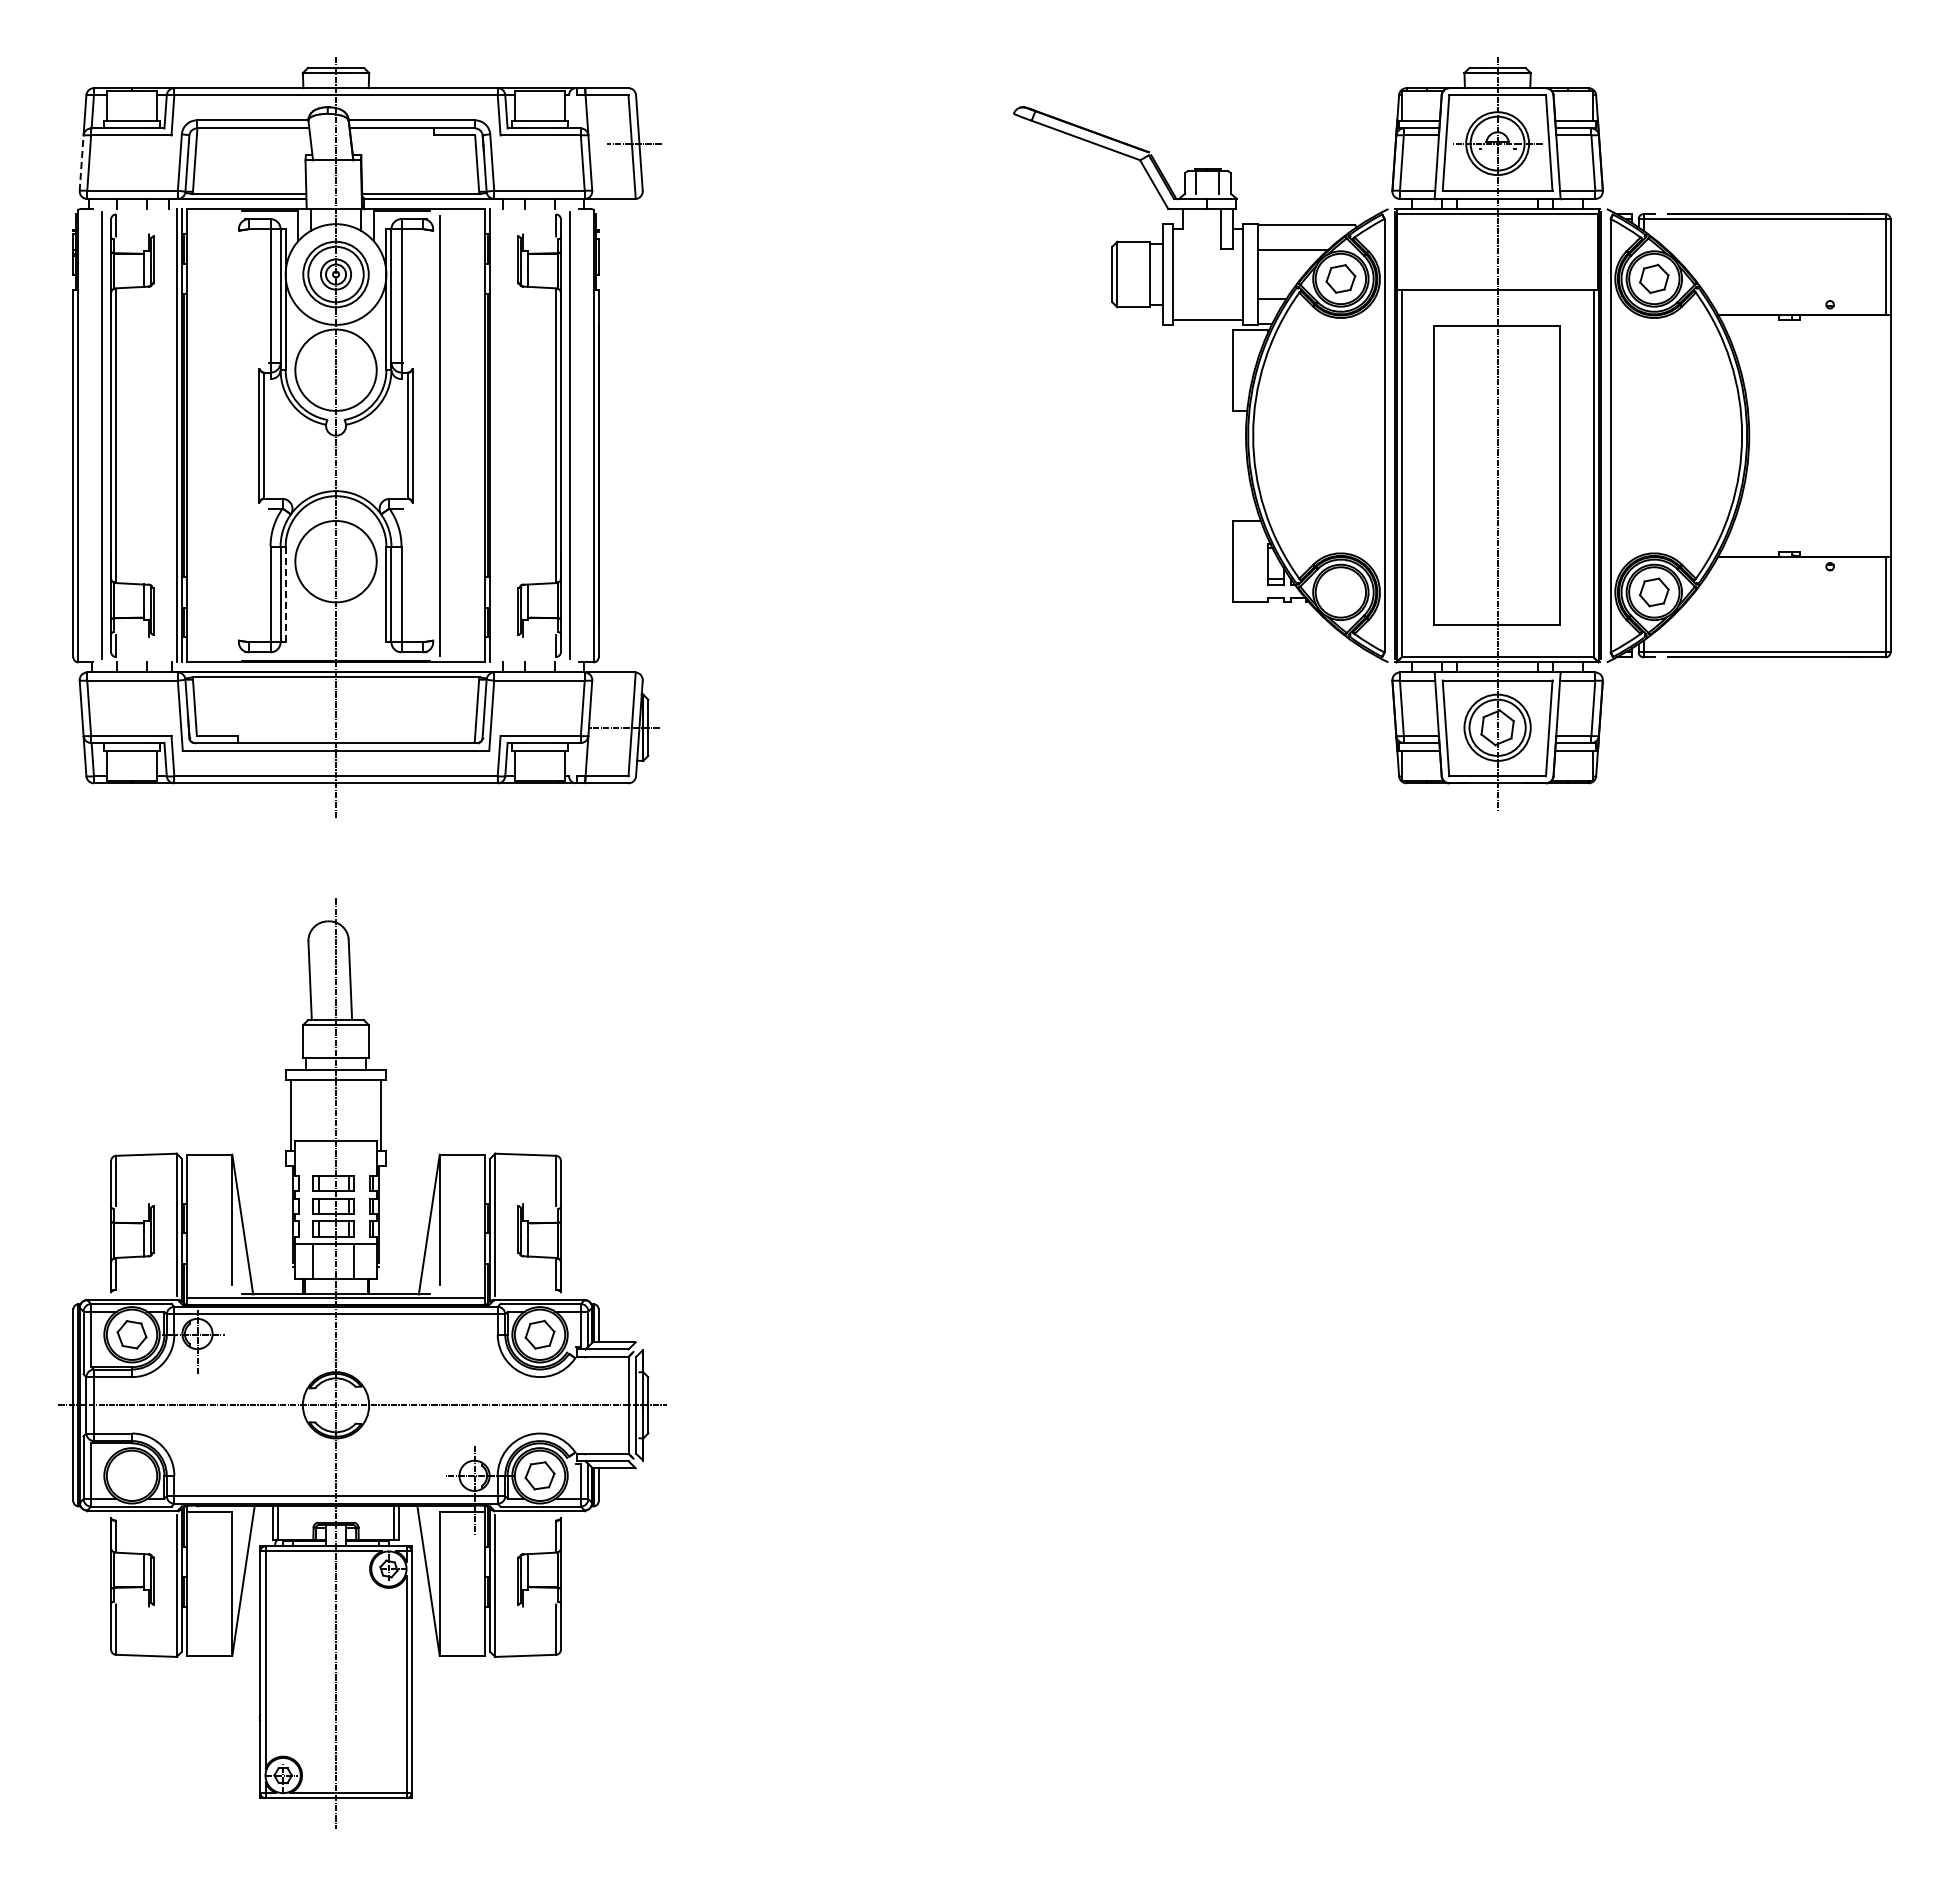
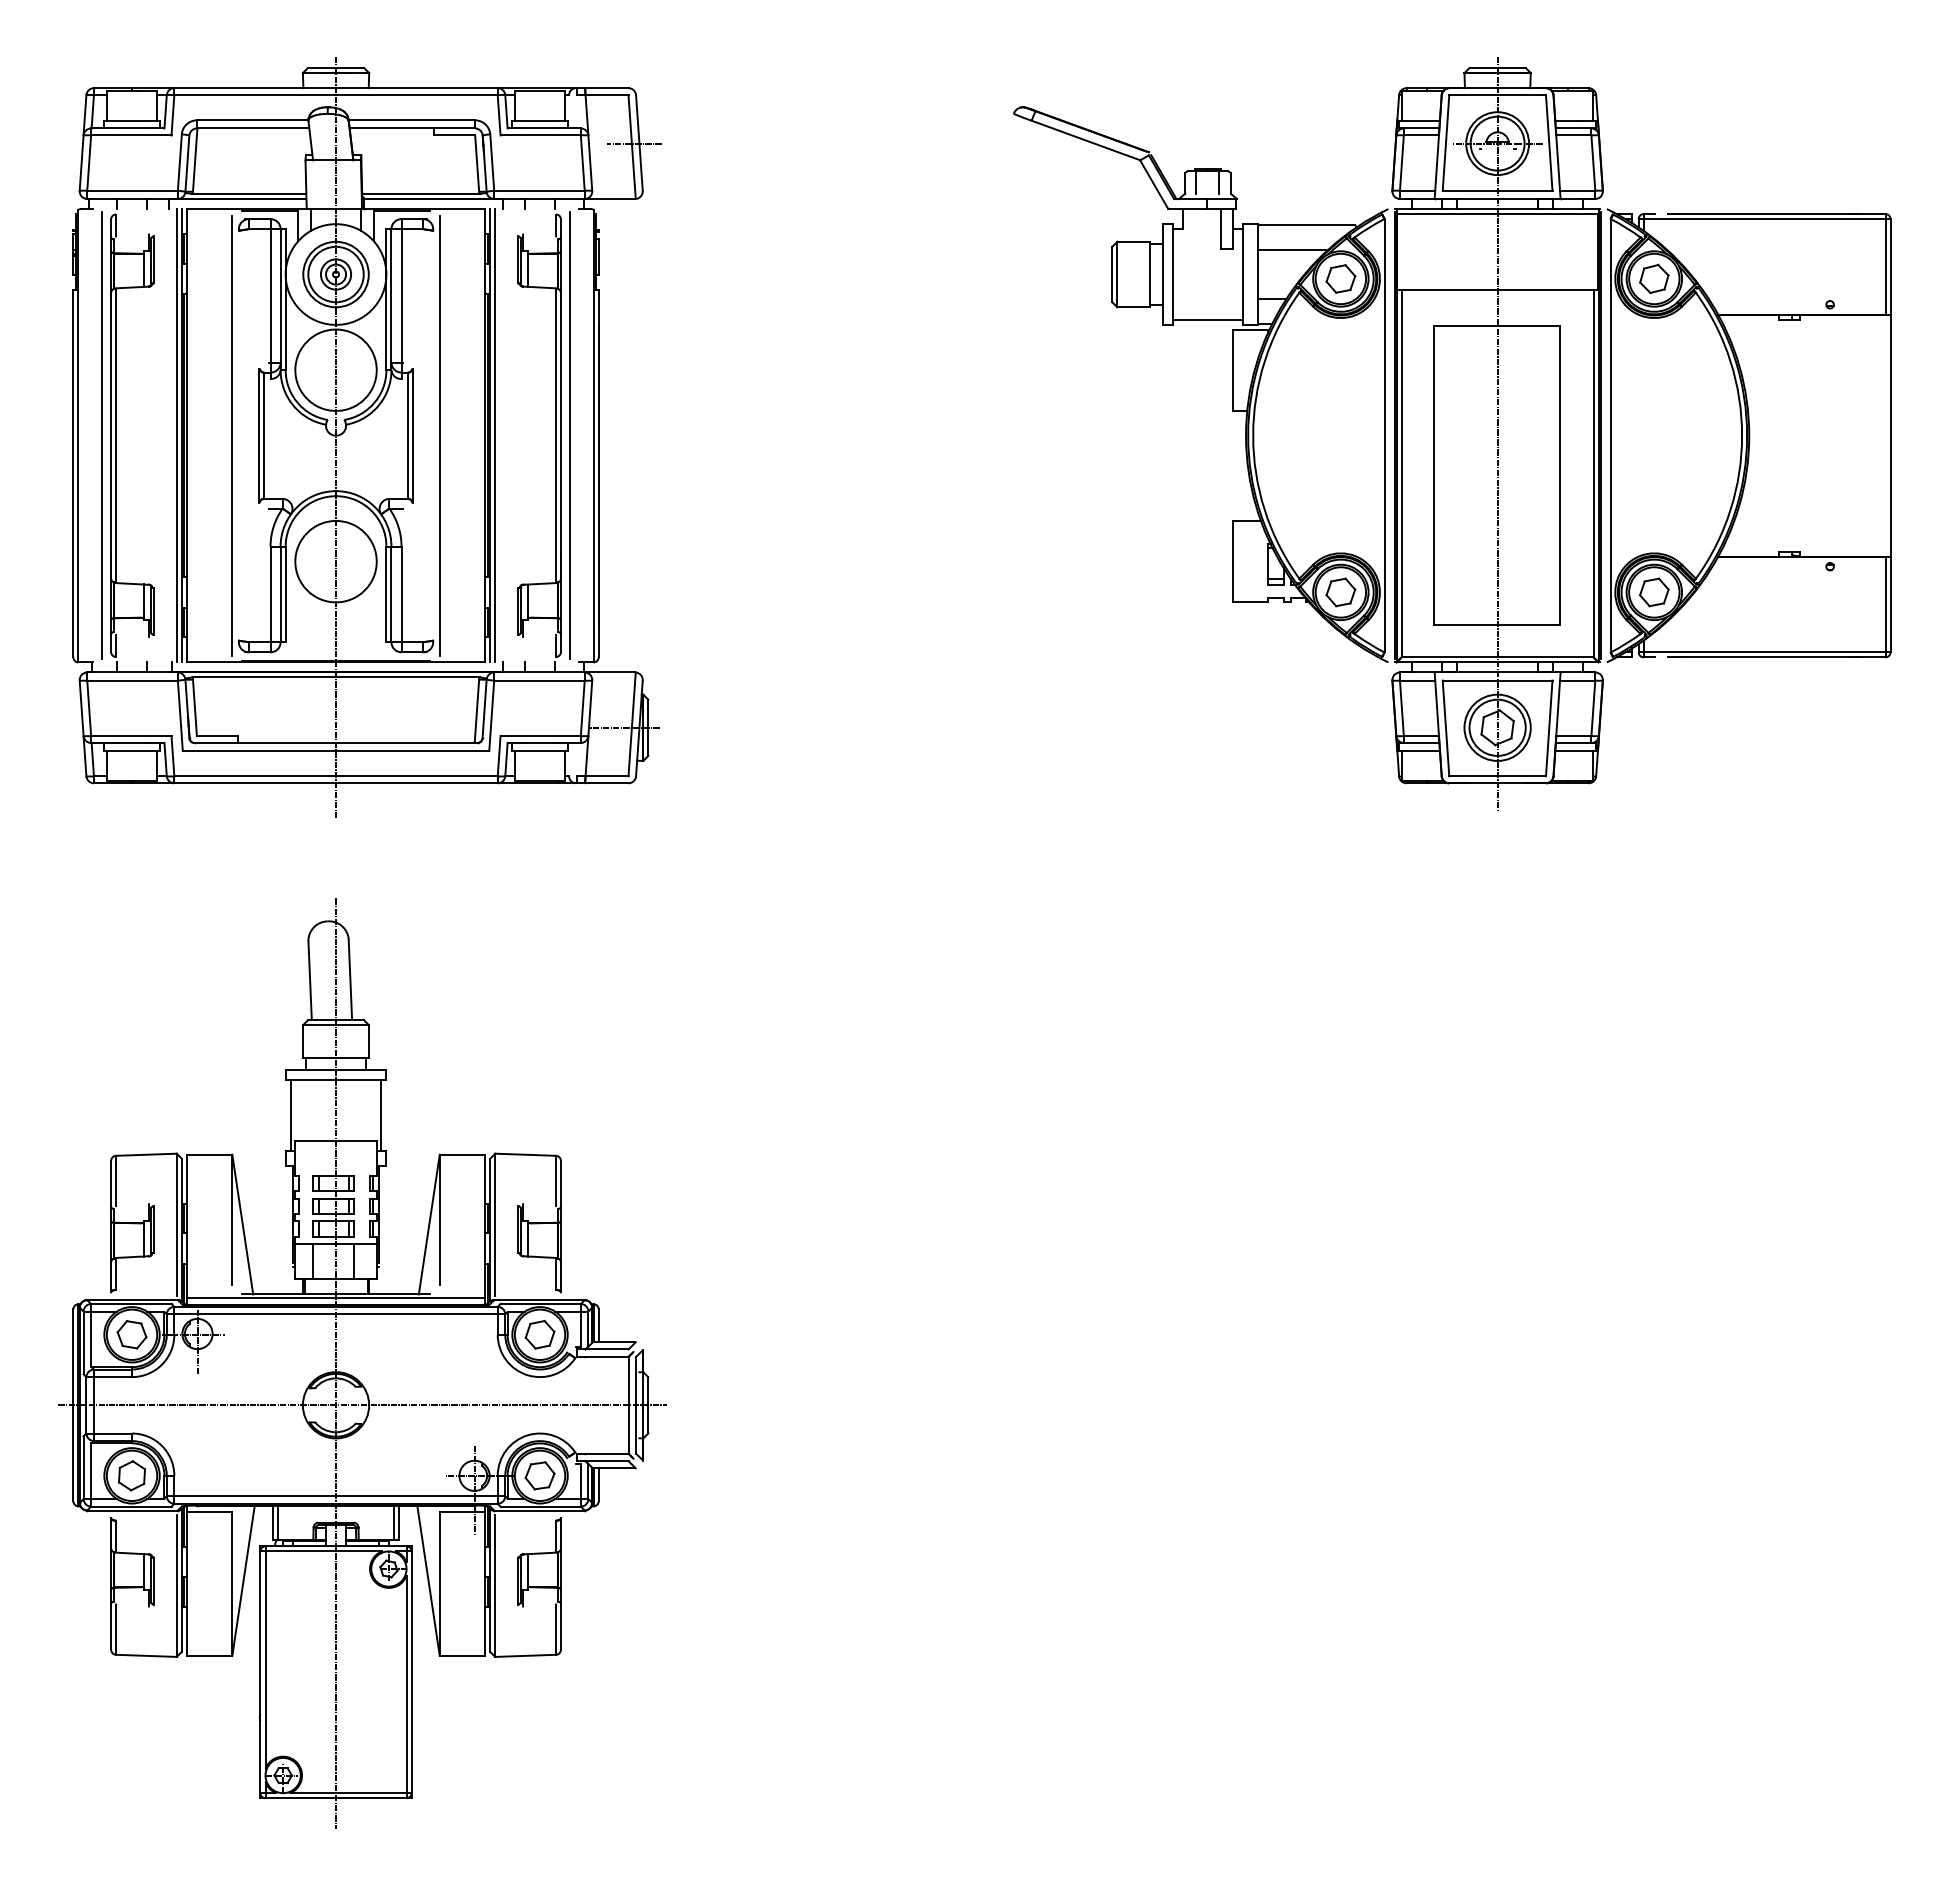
line: dashed -> solid (81, 163)
line: none -> present (232, 435)
line: none -> present (495, 435)
part: none -> present (1340, 592)
line: dashed -> solid (285, 594)
part: none -> present (131, 1475)
